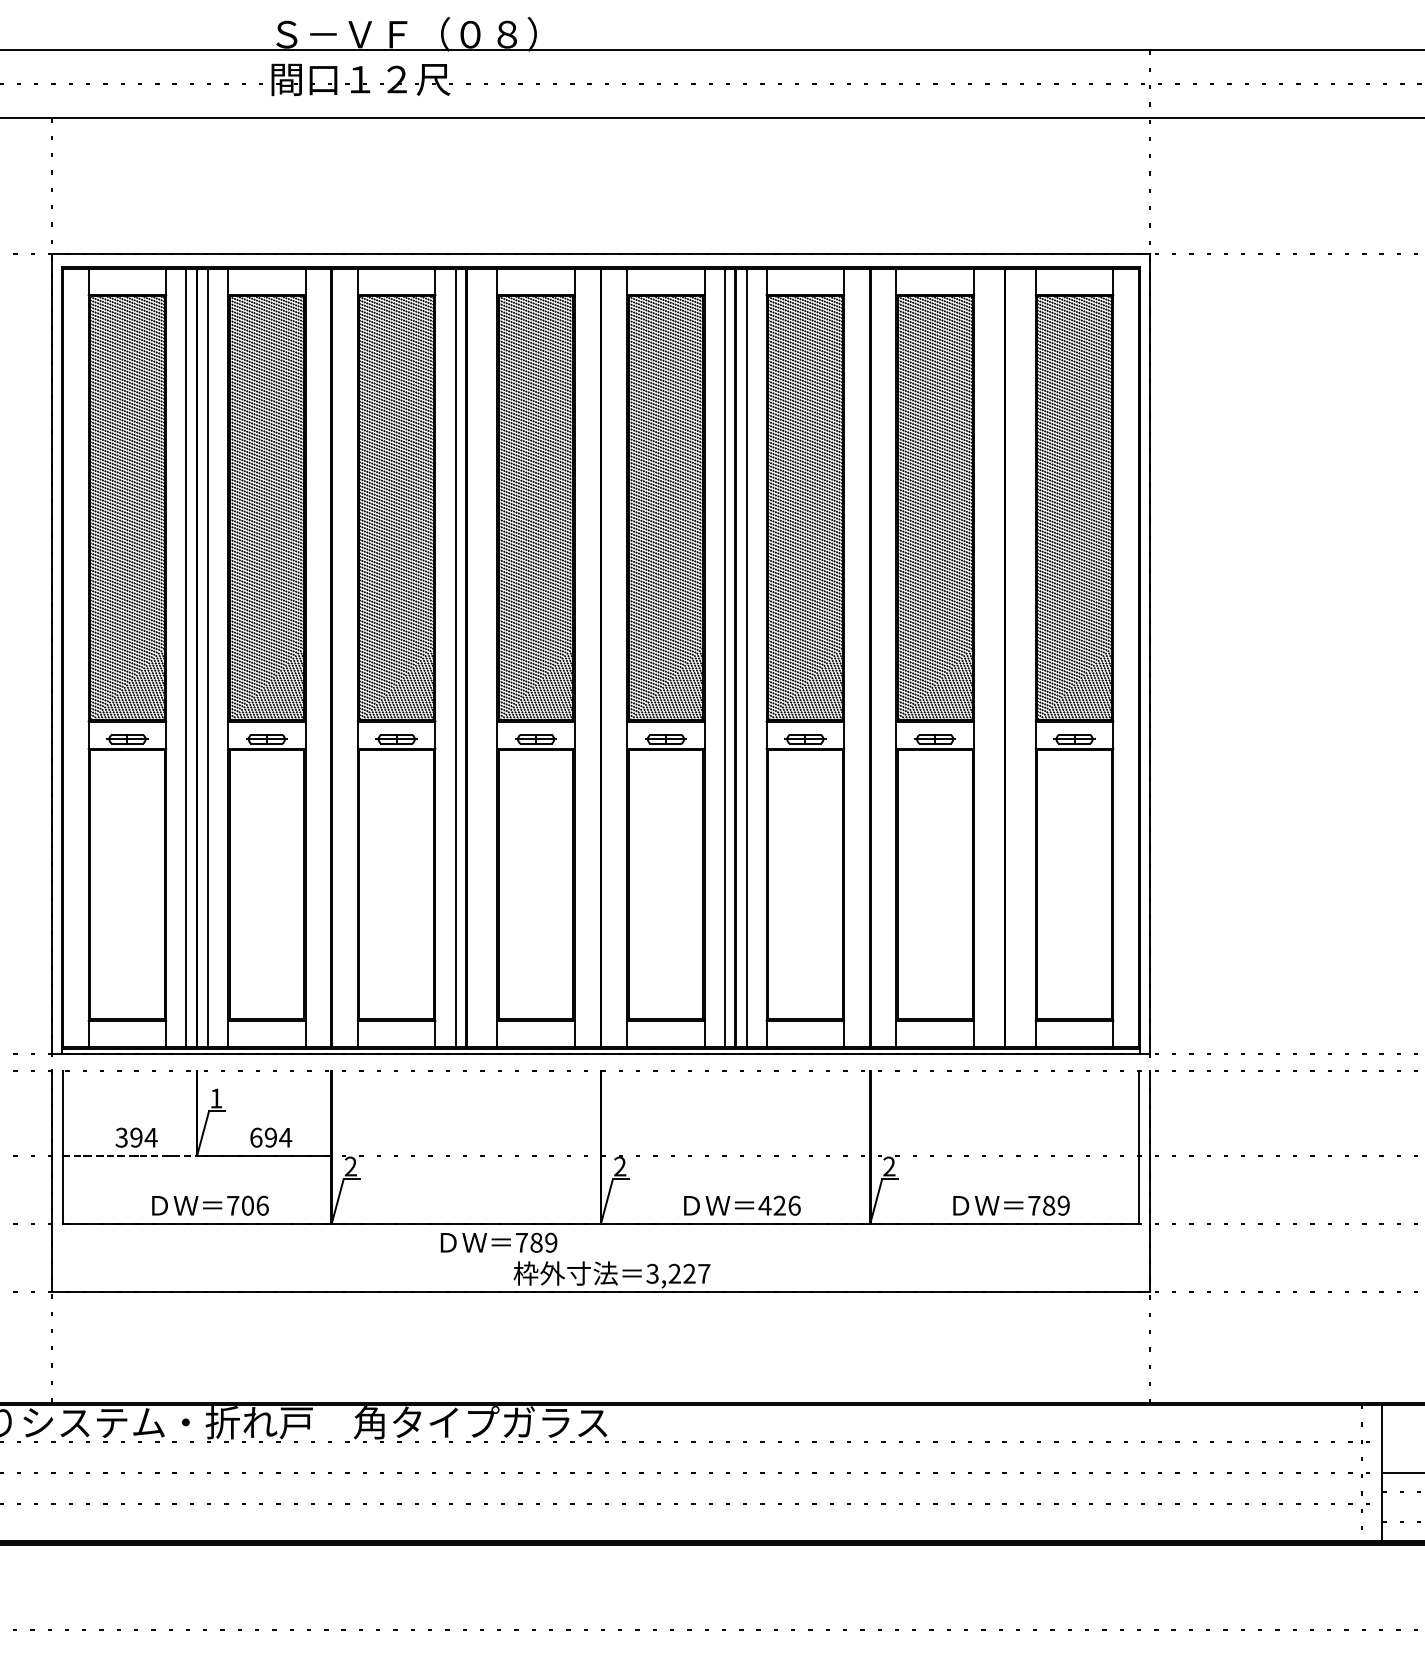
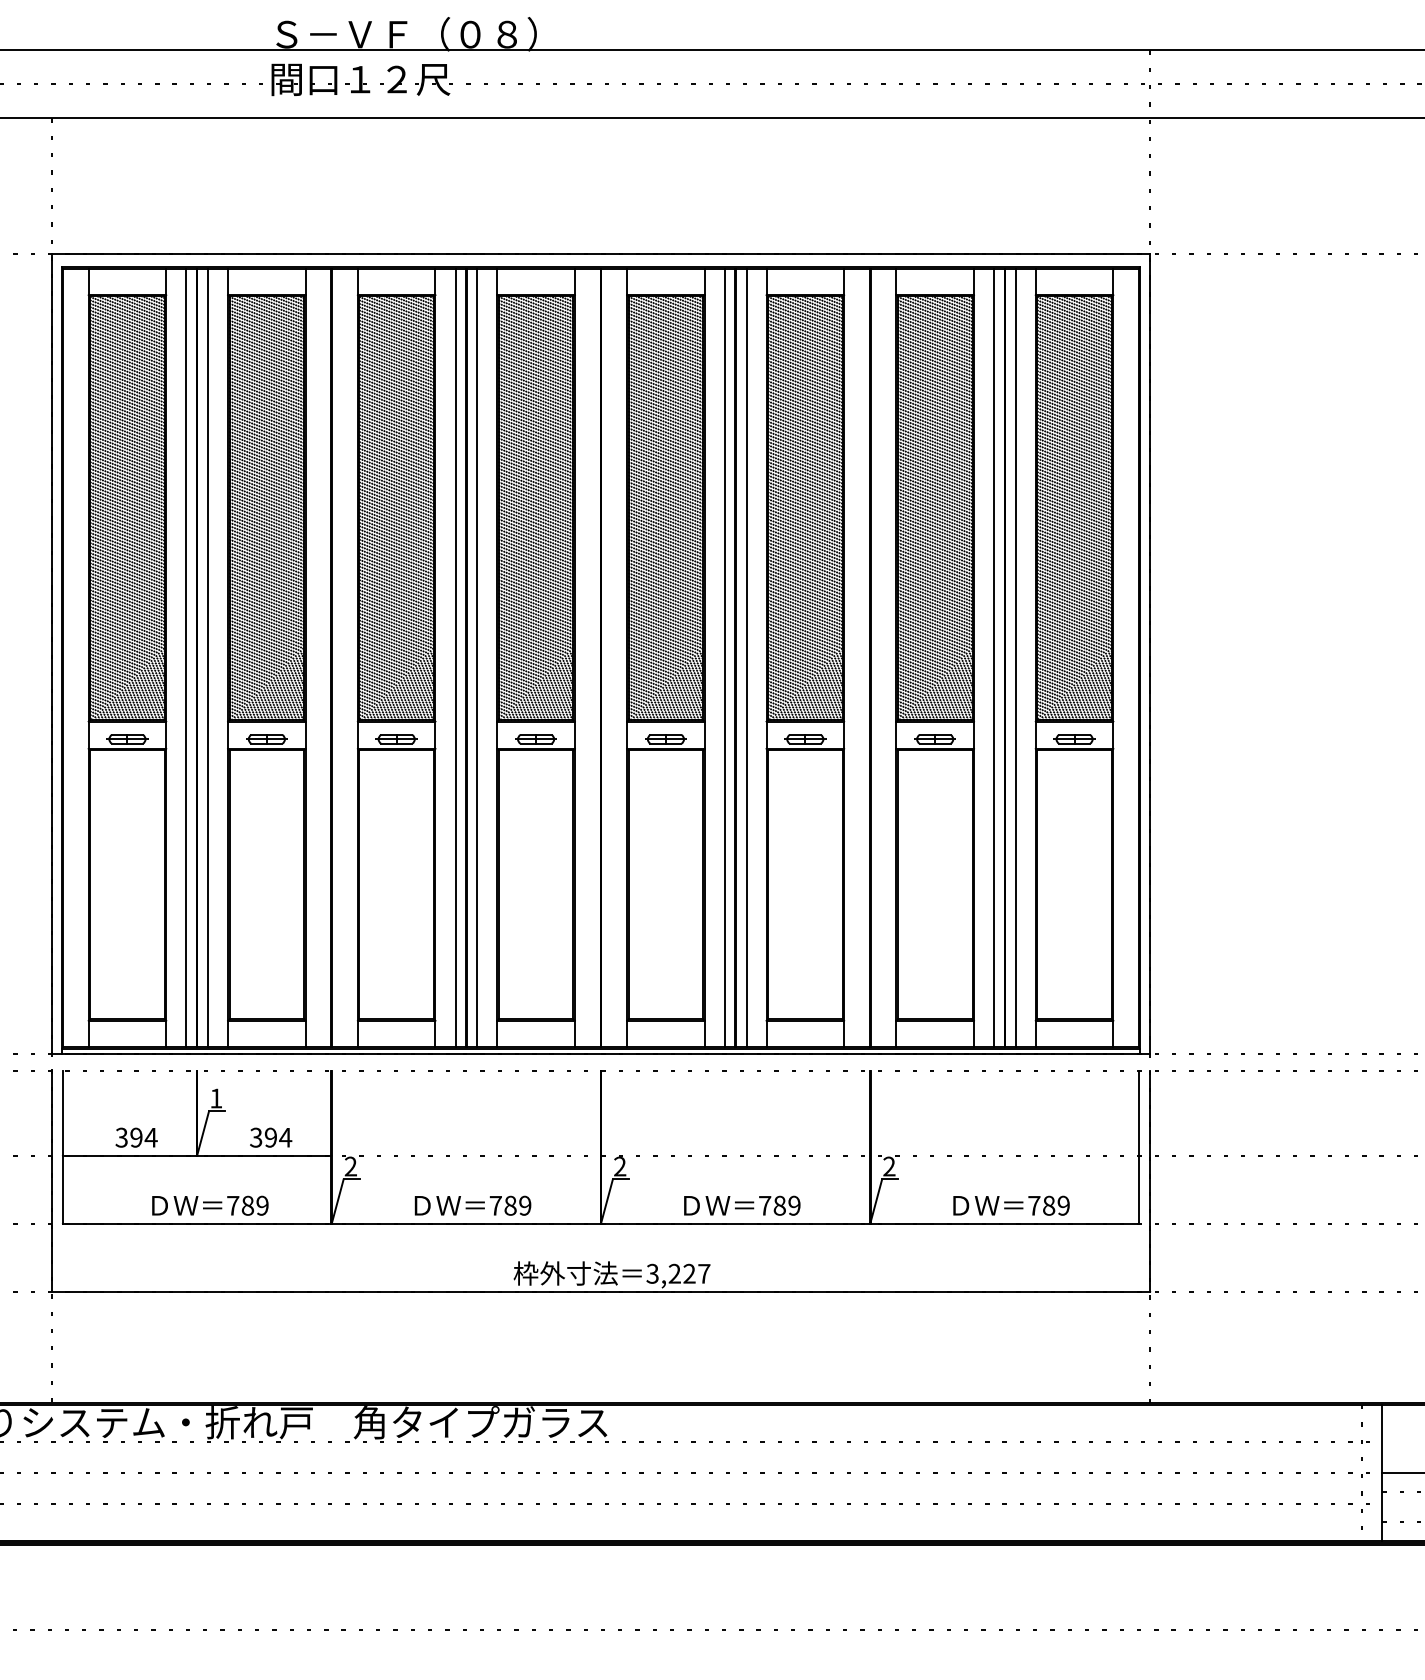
line: none -> present (477, 657)
line: none -> present (993, 657)
line: none -> present (1015, 657)
text: 694 -> 394 (256, 1137)
line: dashed -> solid (130, 1155)
text: 706 -> 789 (254, 1205)
text: 426 -> 789 (779, 1205)
text position: (498, 1242) -> (472, 1205) (472, 1205)
